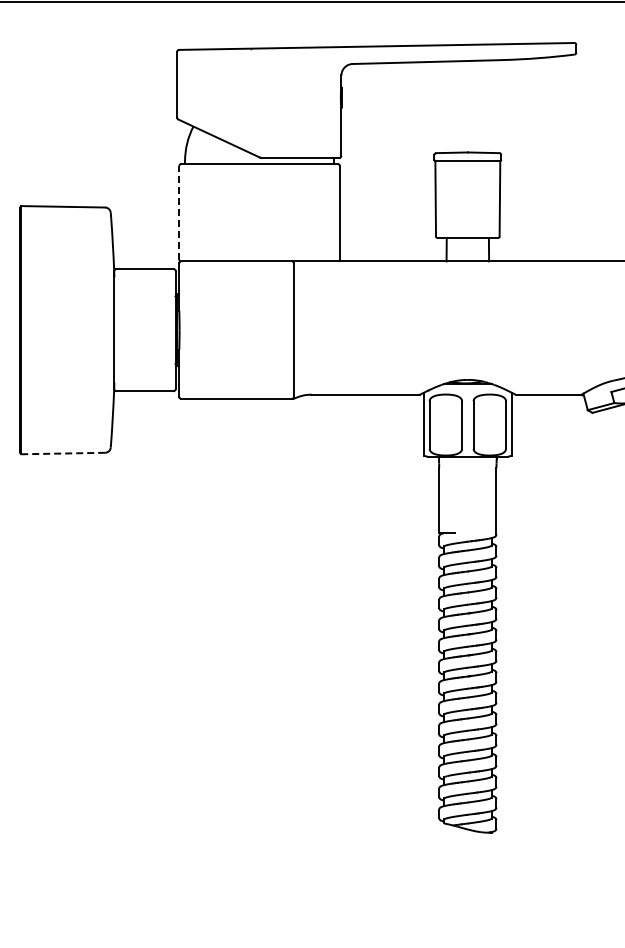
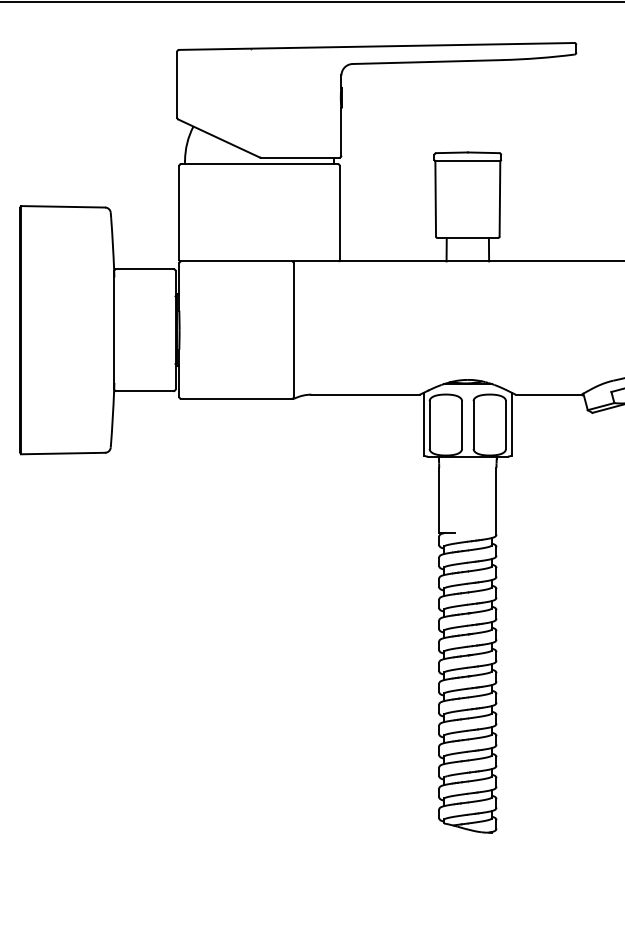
line: dashed -> solid (179, 212)
line: dashed -> solid (62, 453)
